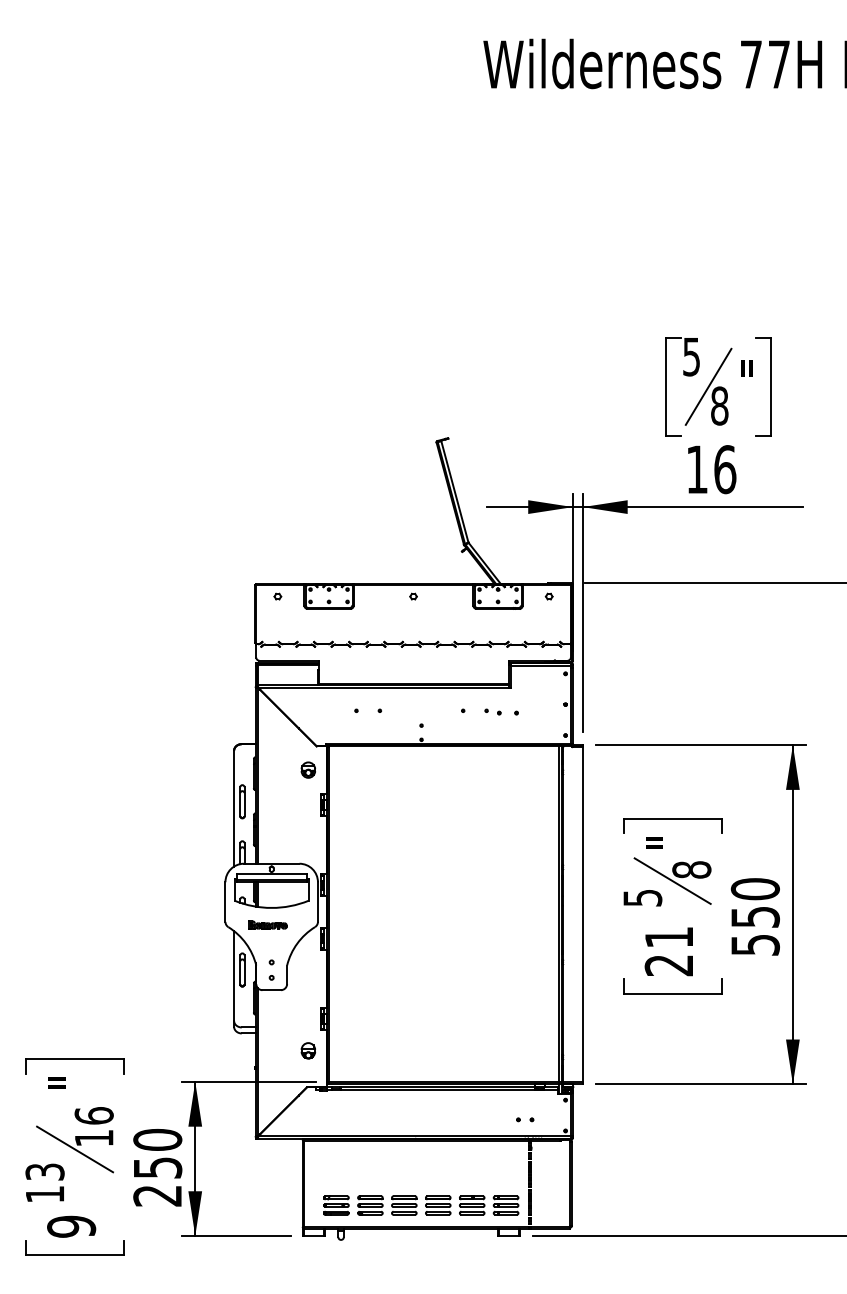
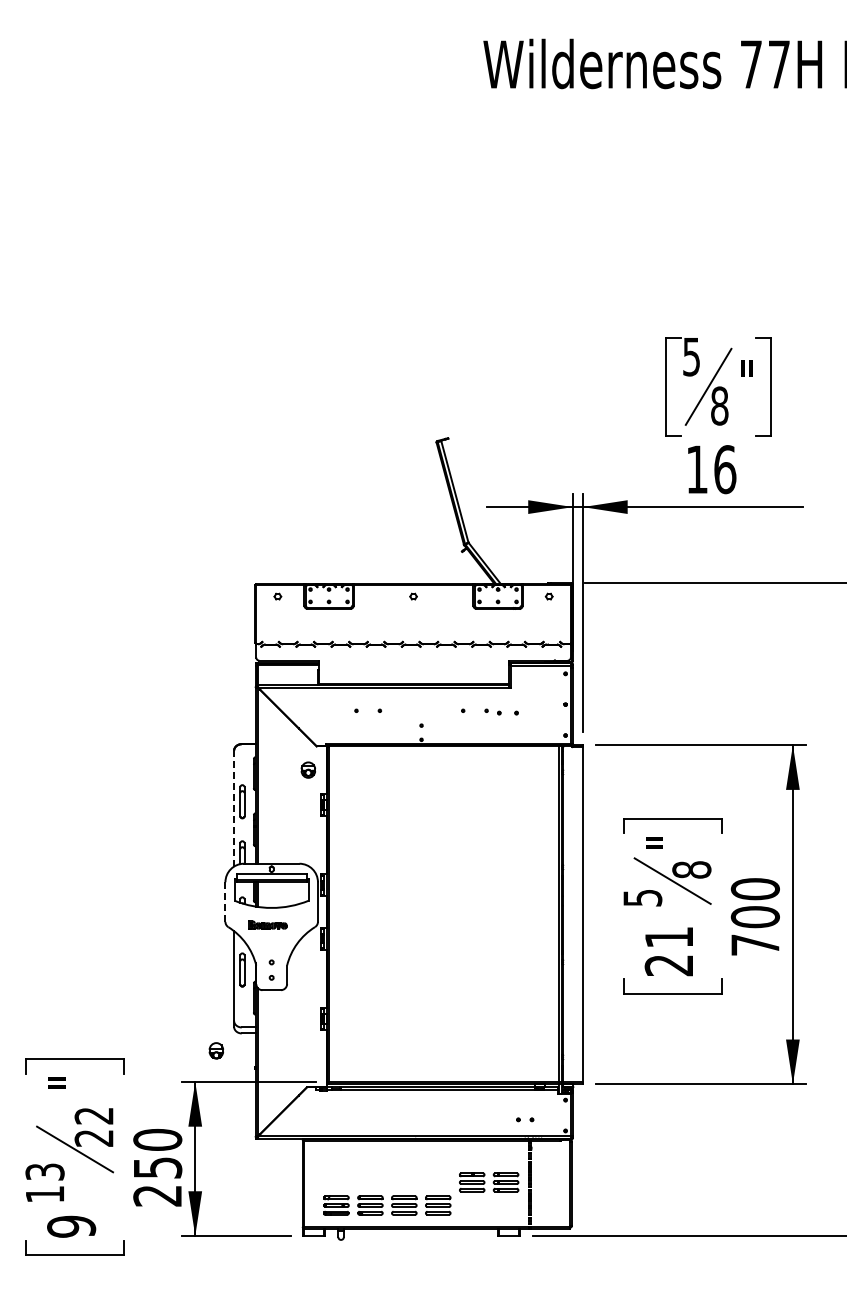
line: solid -> dashed (234, 808)
line: solid -> dashed (225, 902)
text: 550 -> 700 (754, 930)
part position: (307, 1050) -> (215, 1050) (215, 1050)
text: 16 -> 22 (93, 1126)
part position: (489, 1205) -> (489, 1182) (489, 1182)
